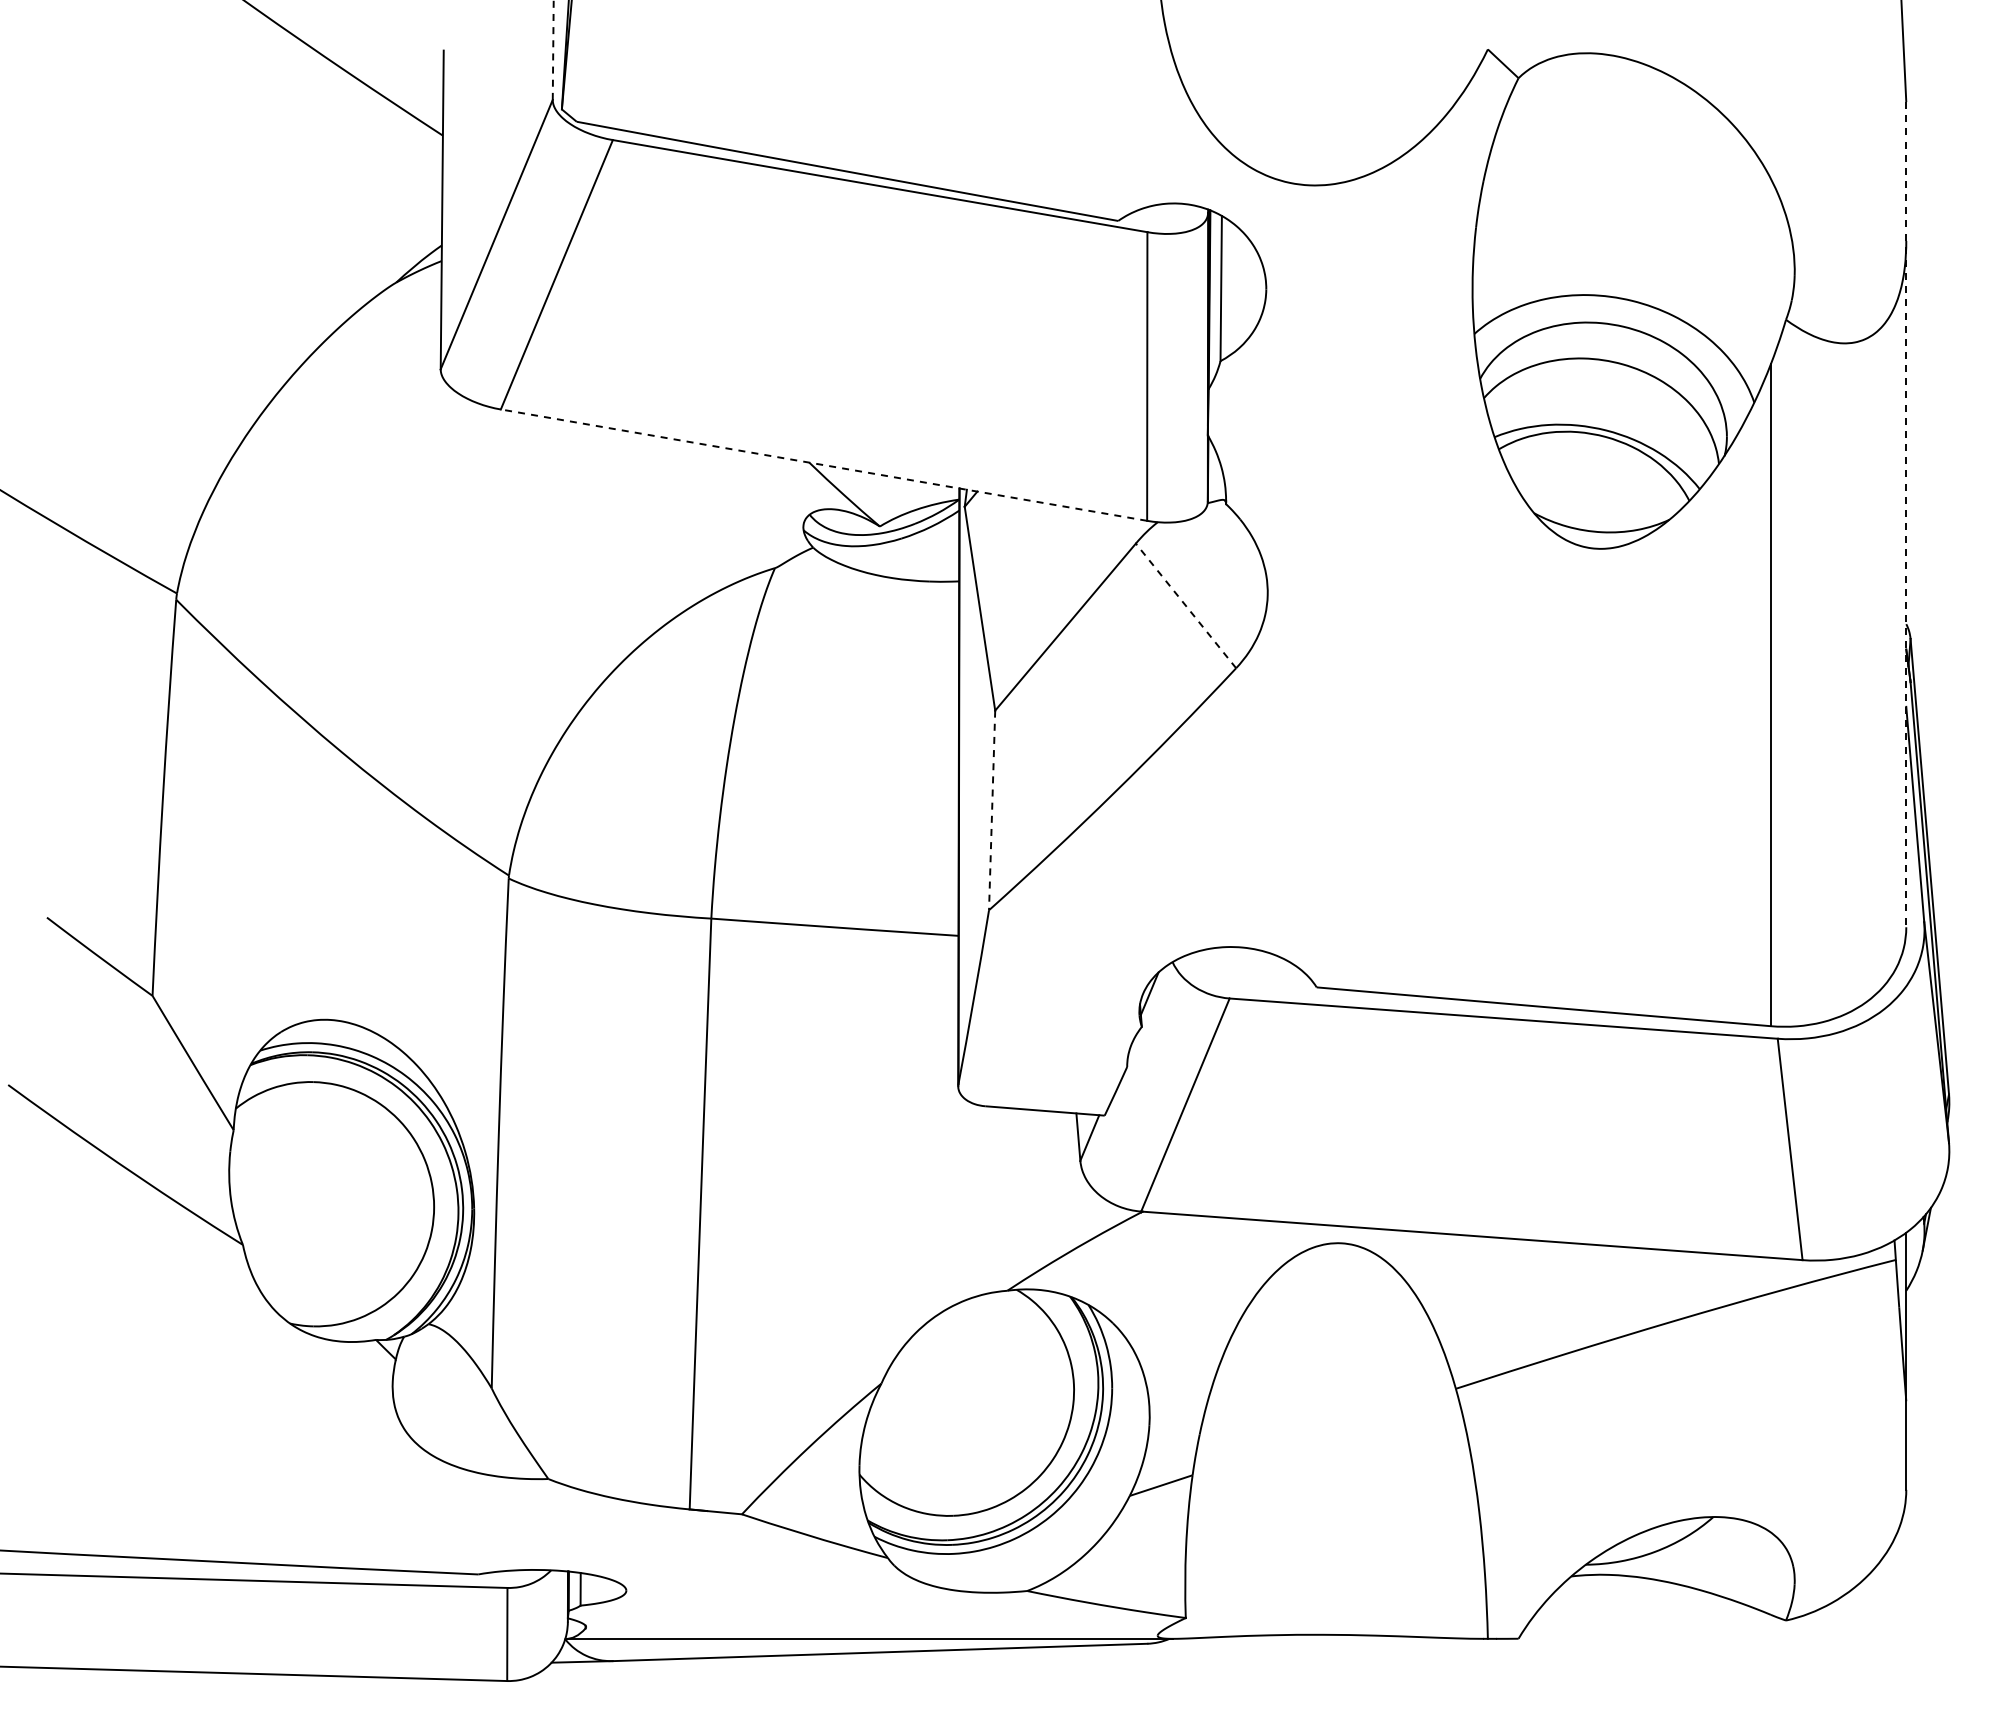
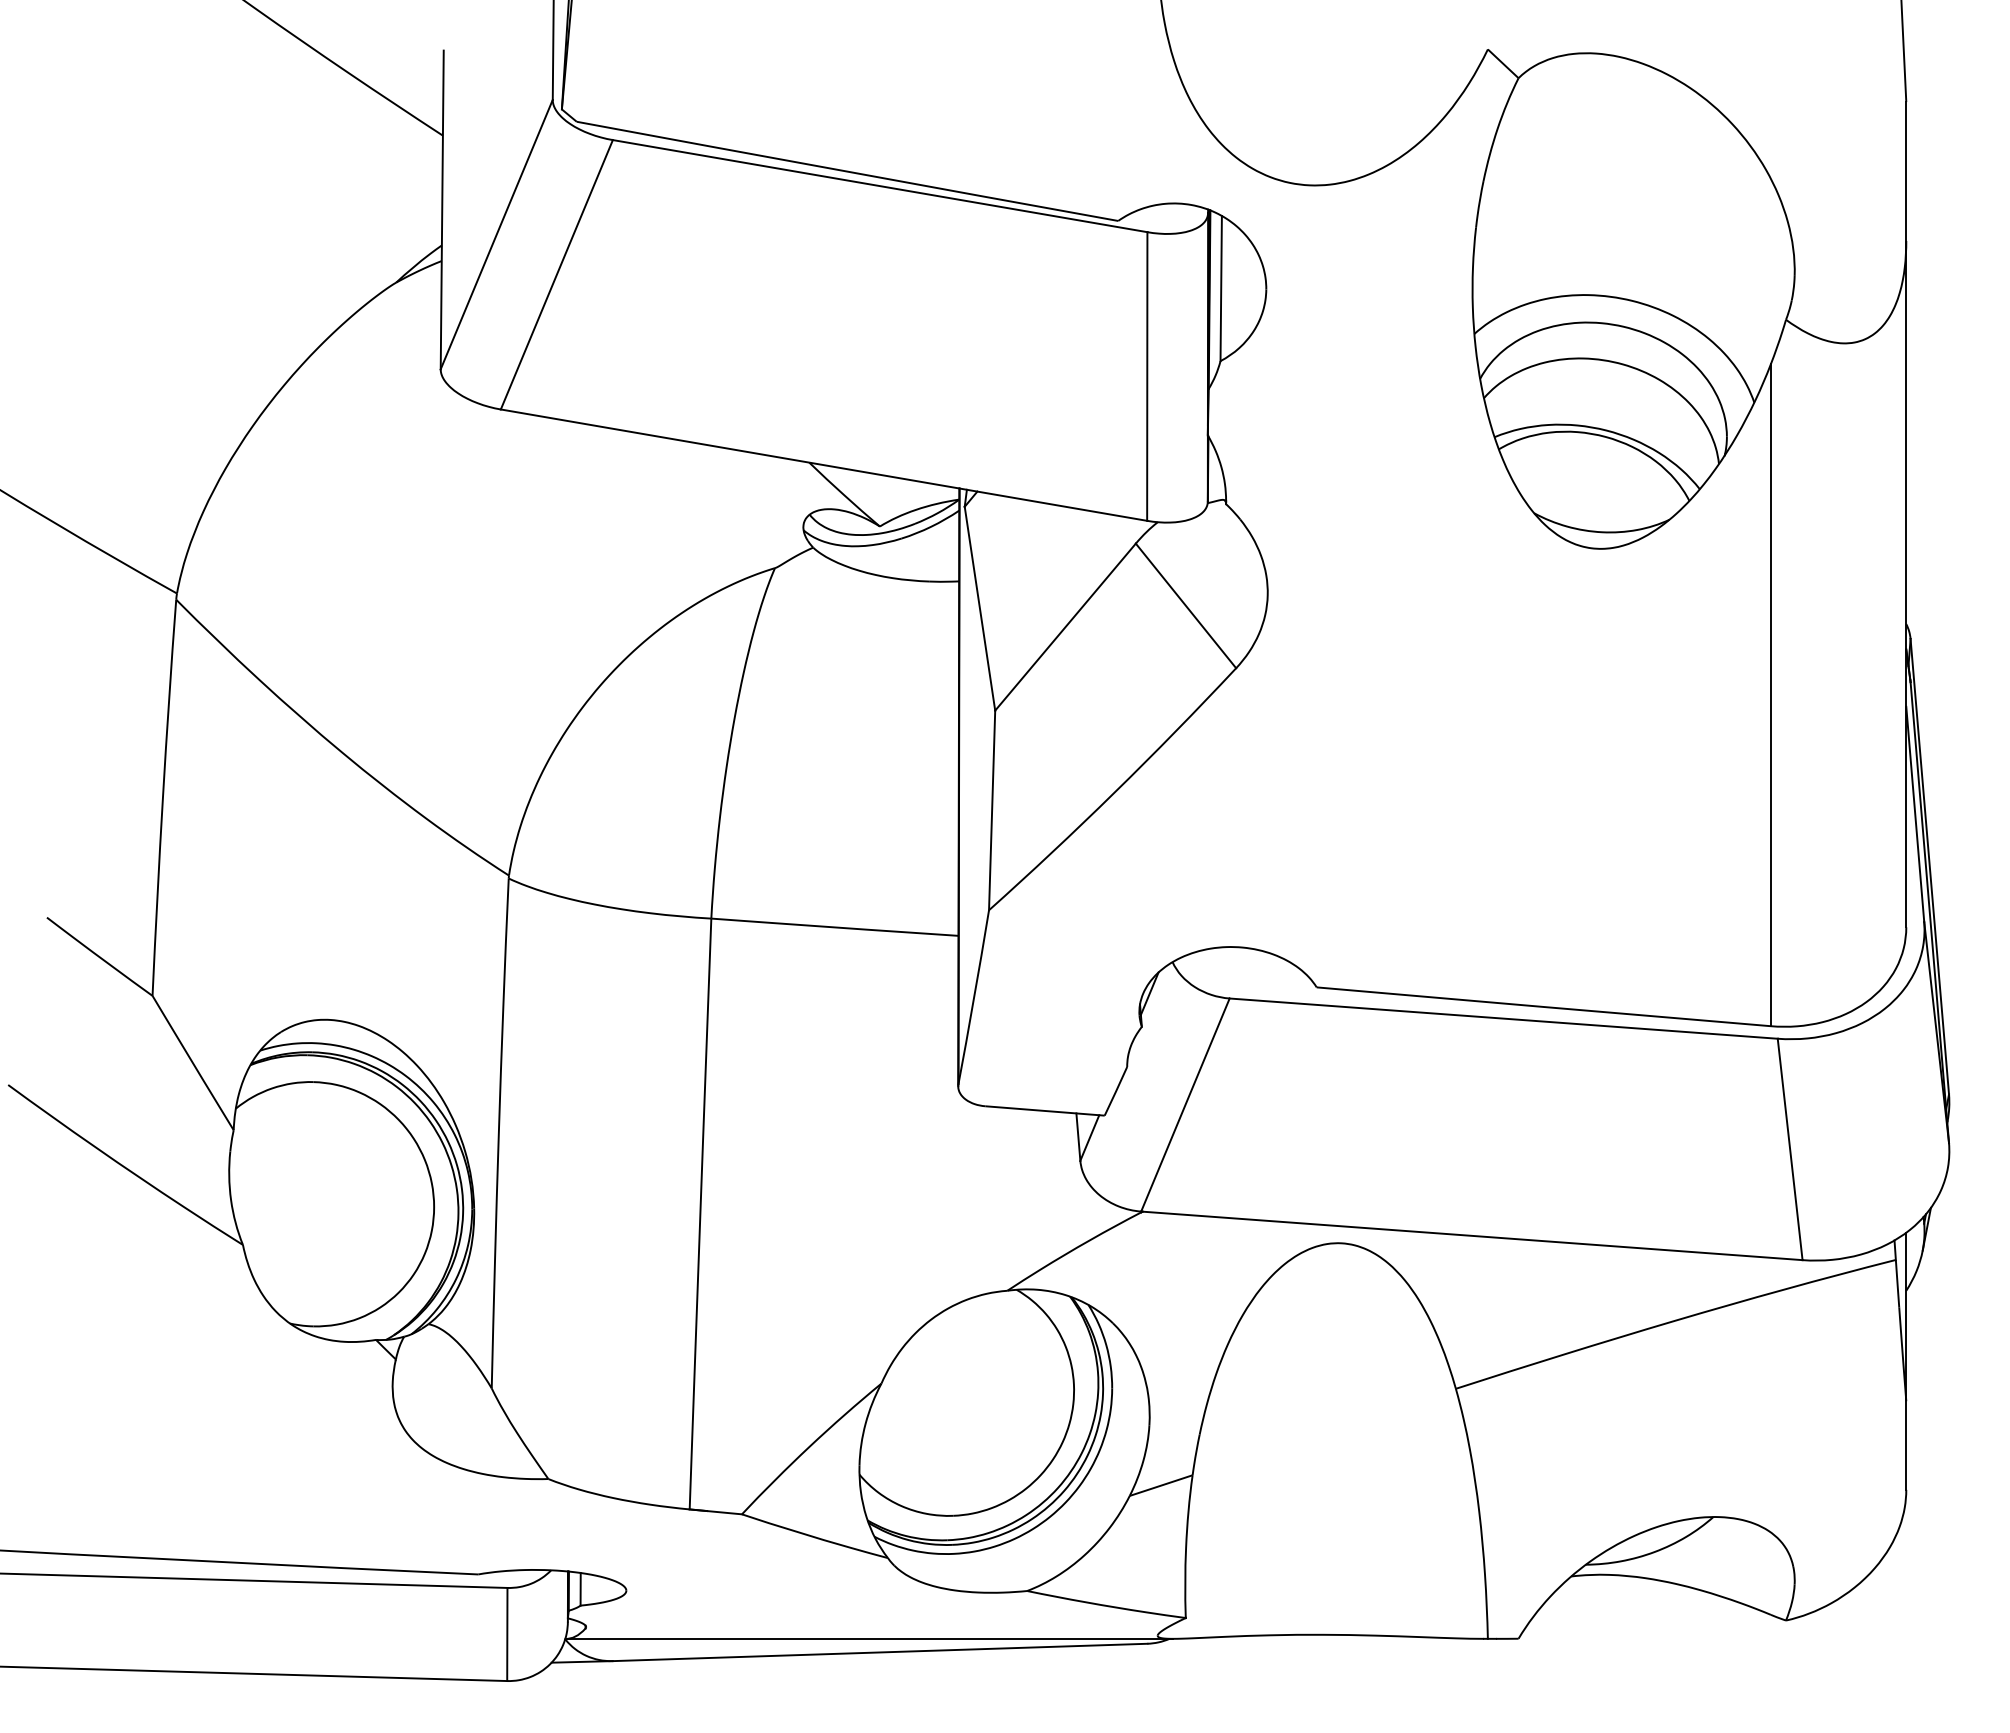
line: dashed -> solid (553, 49)
line: dashed -> solid (824, 465)
line: dashed -> solid (1906, 514)
line: dashed -> solid (1186, 605)
line: dashed -> solid (992, 810)
